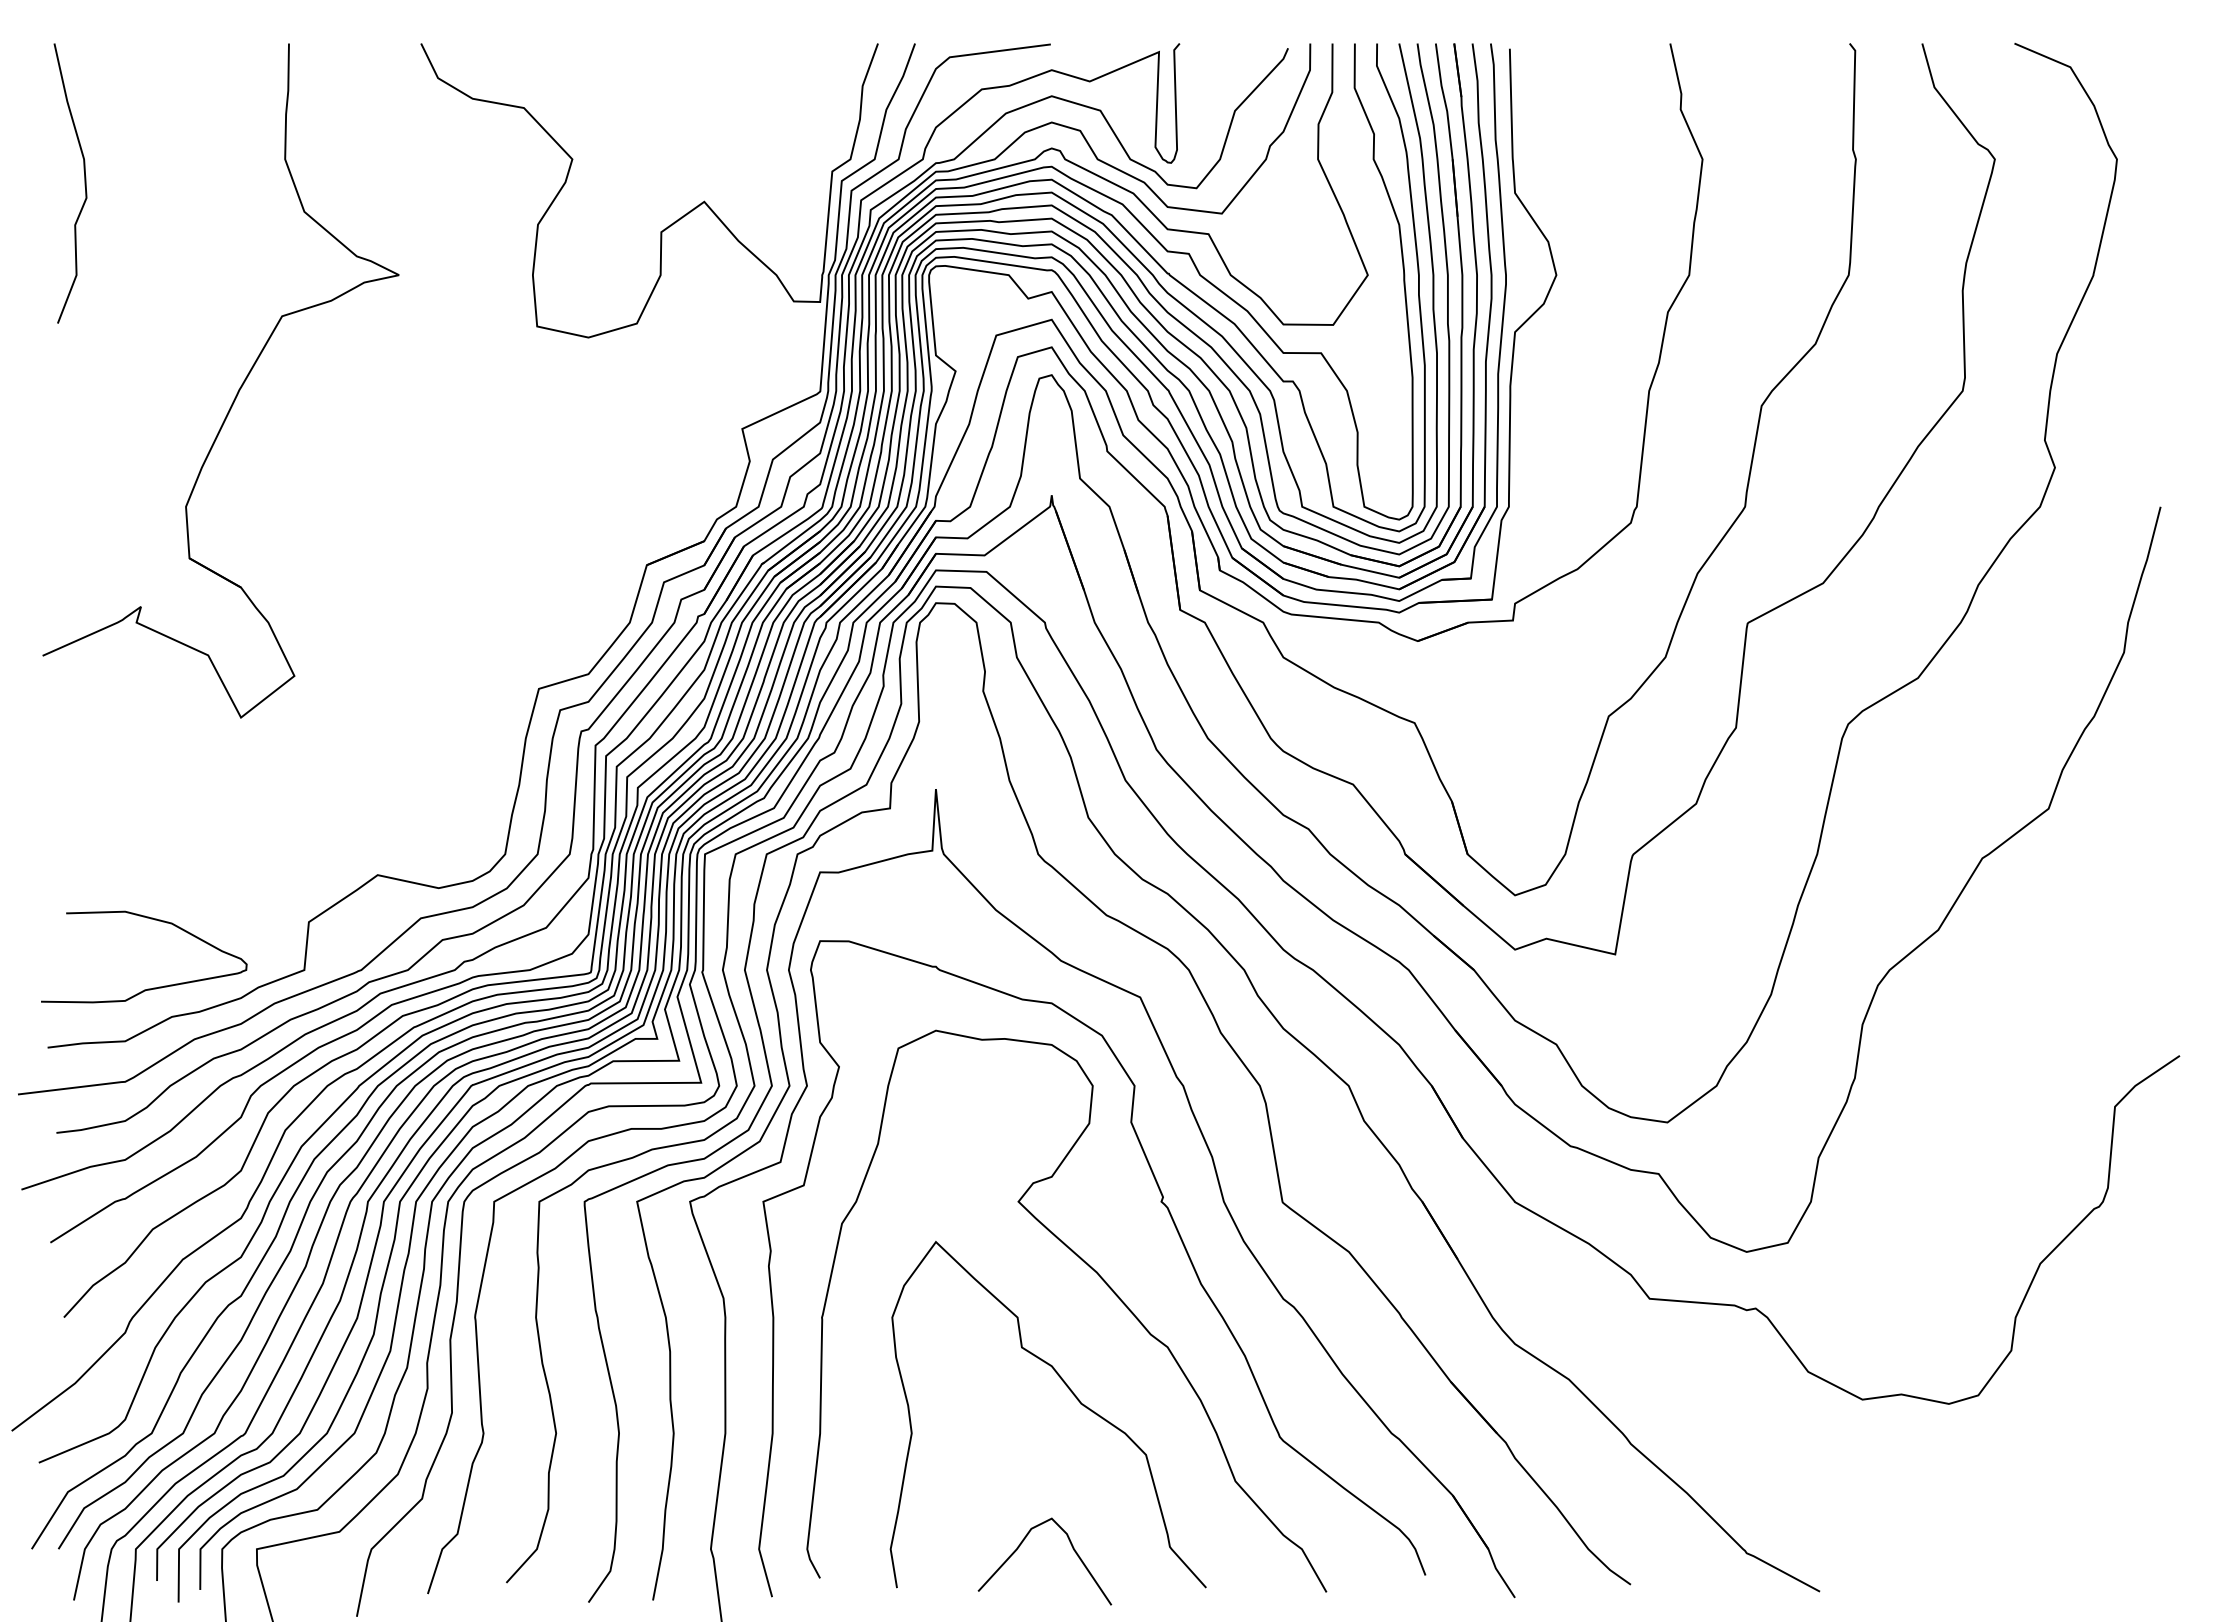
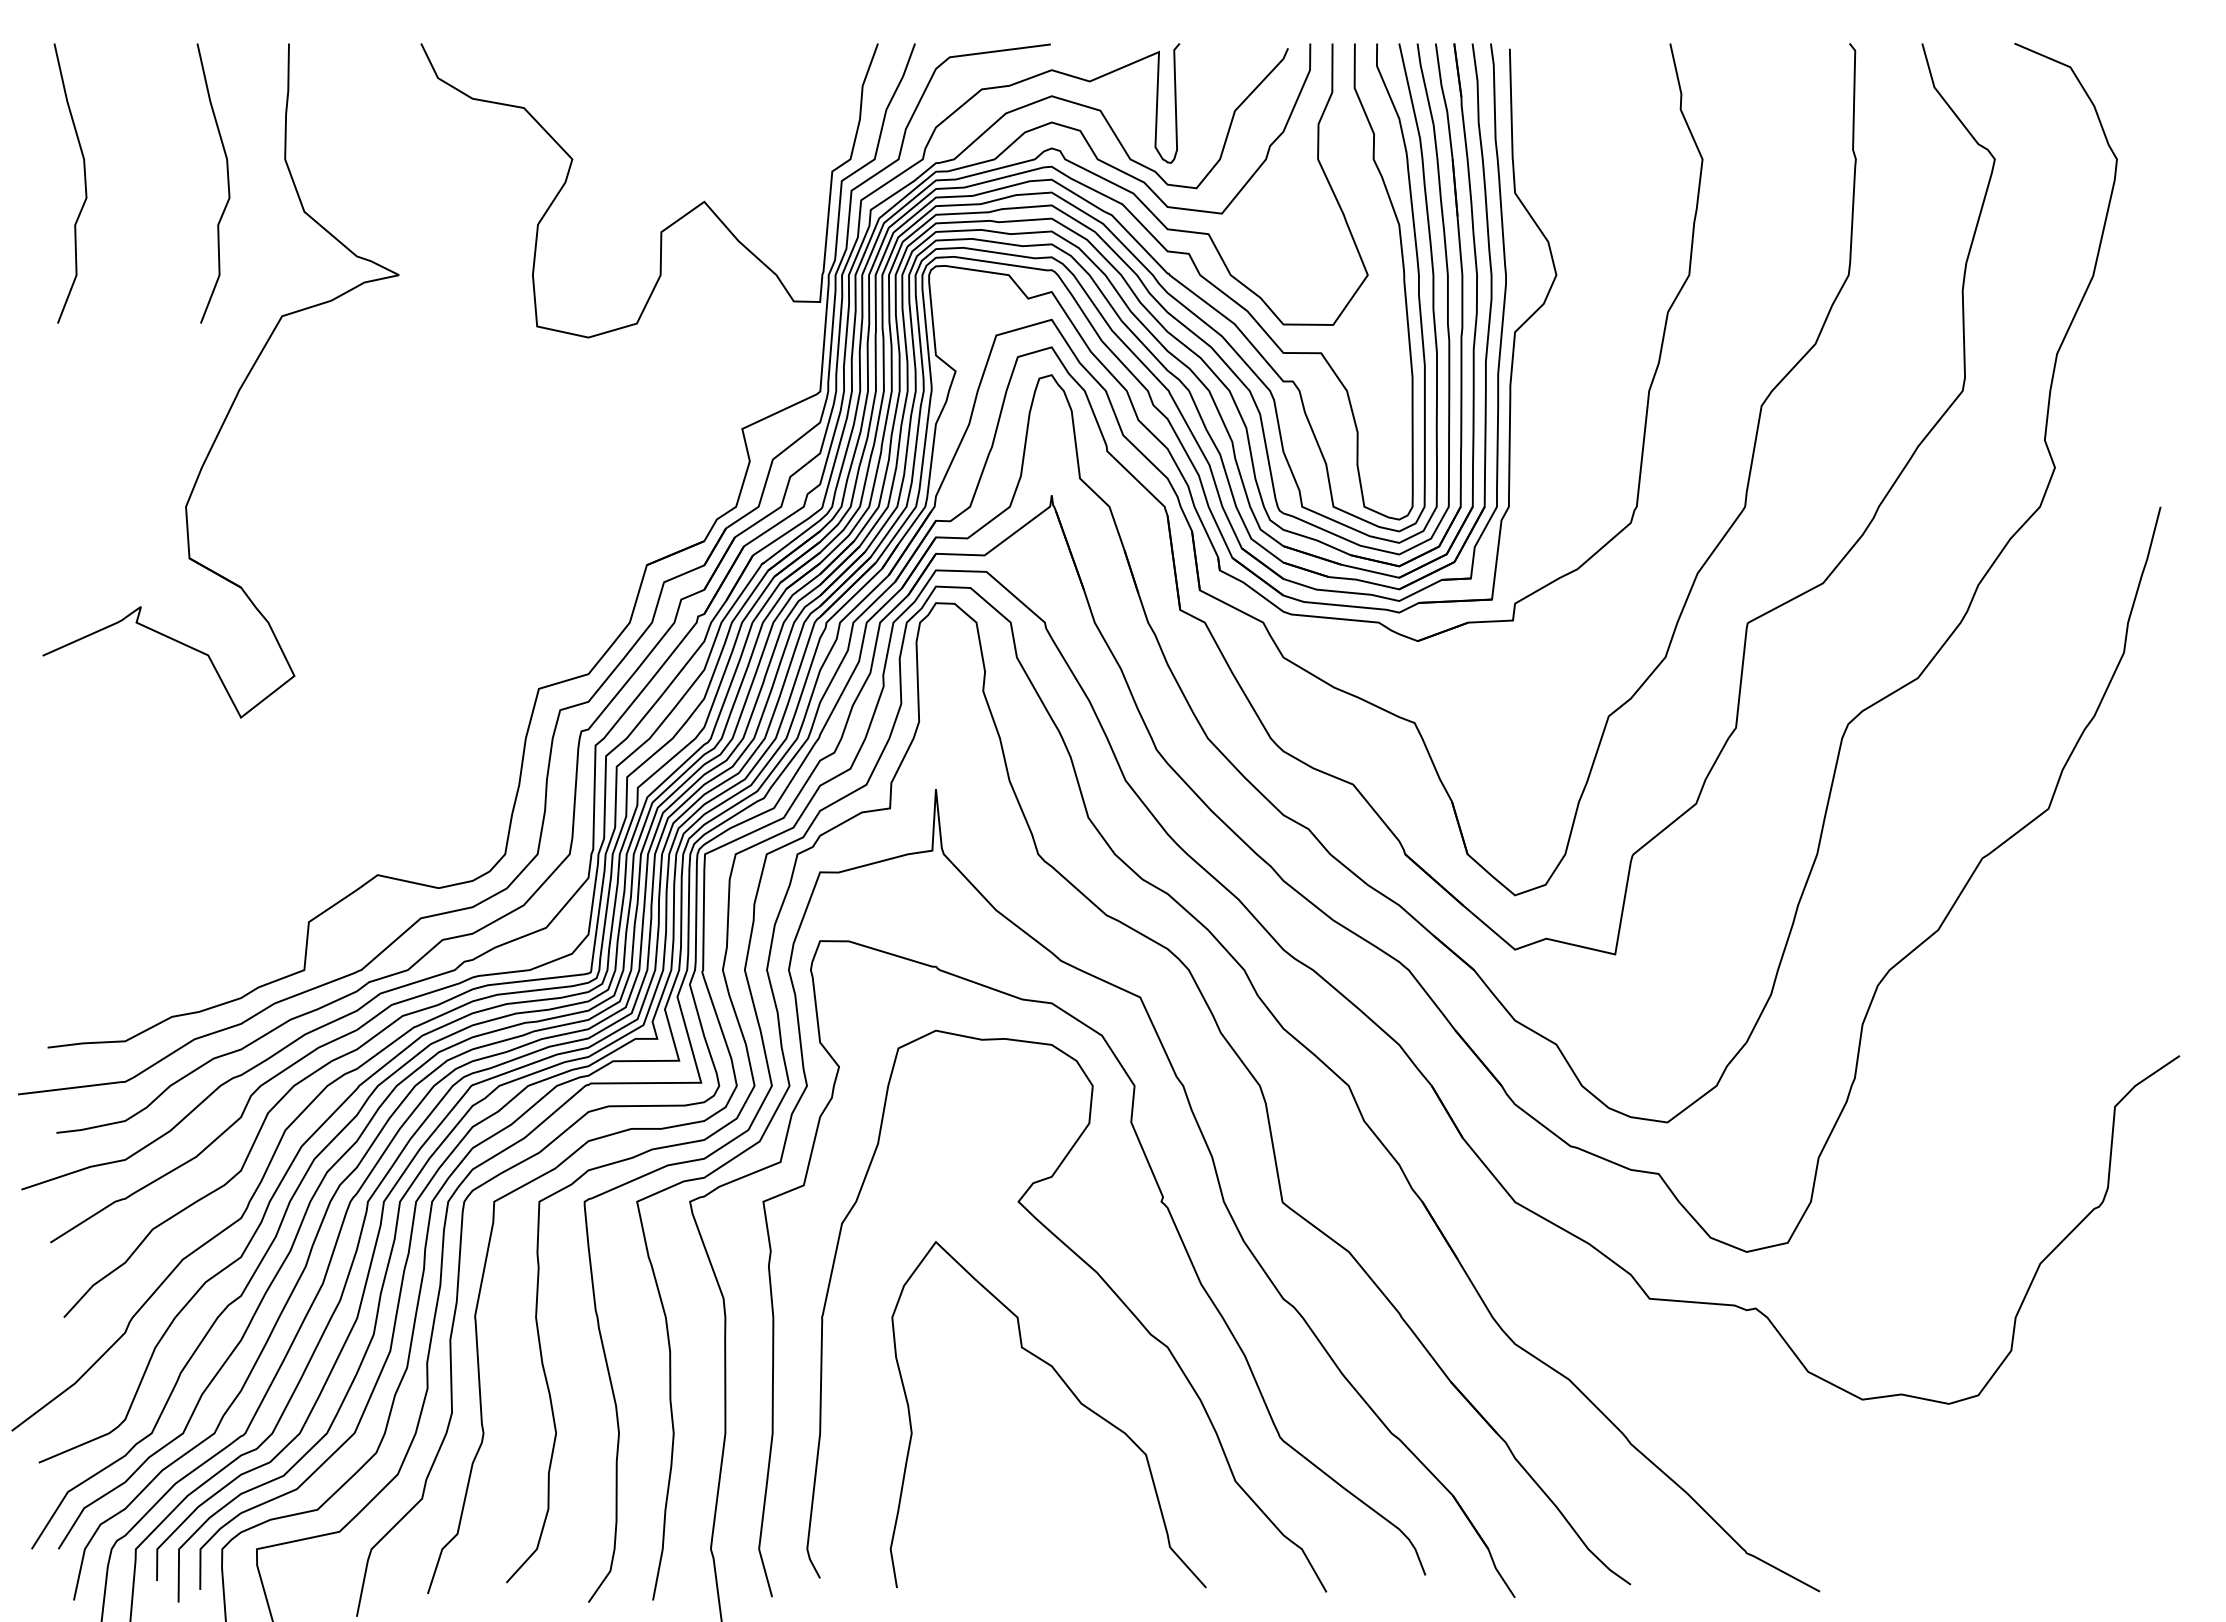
curve: none -> present (227, 183)
curve: present -> none (147, 988)
curve: present -> none (1022, 1543)
